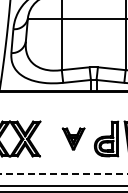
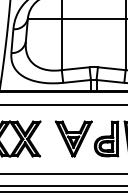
line: none -> present (63, 105)
part size: 25x24 px -> 39x38 px (73, 138)
line: dashed -> solid (63, 173)
